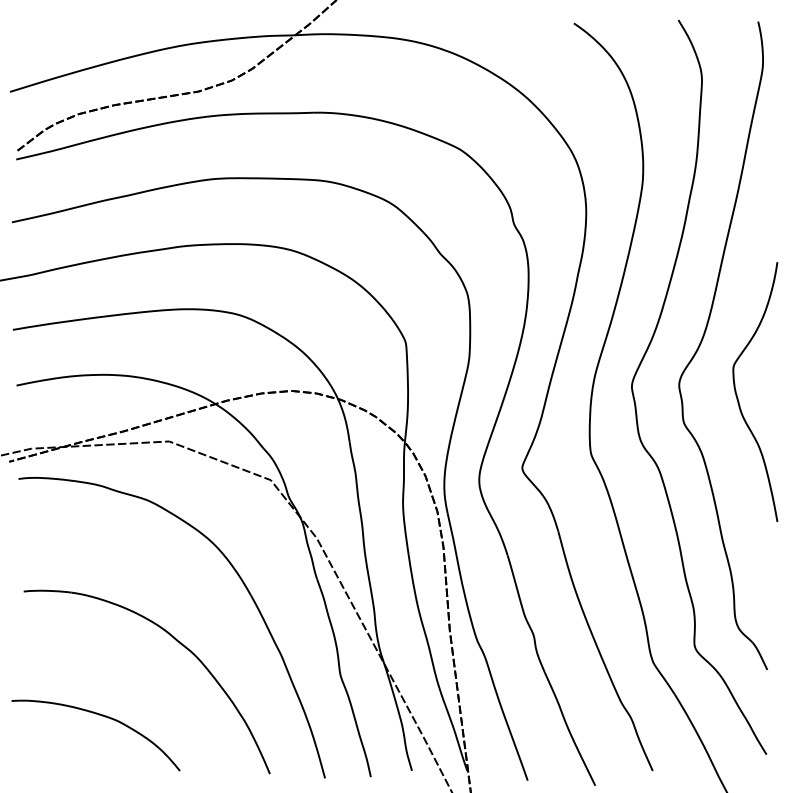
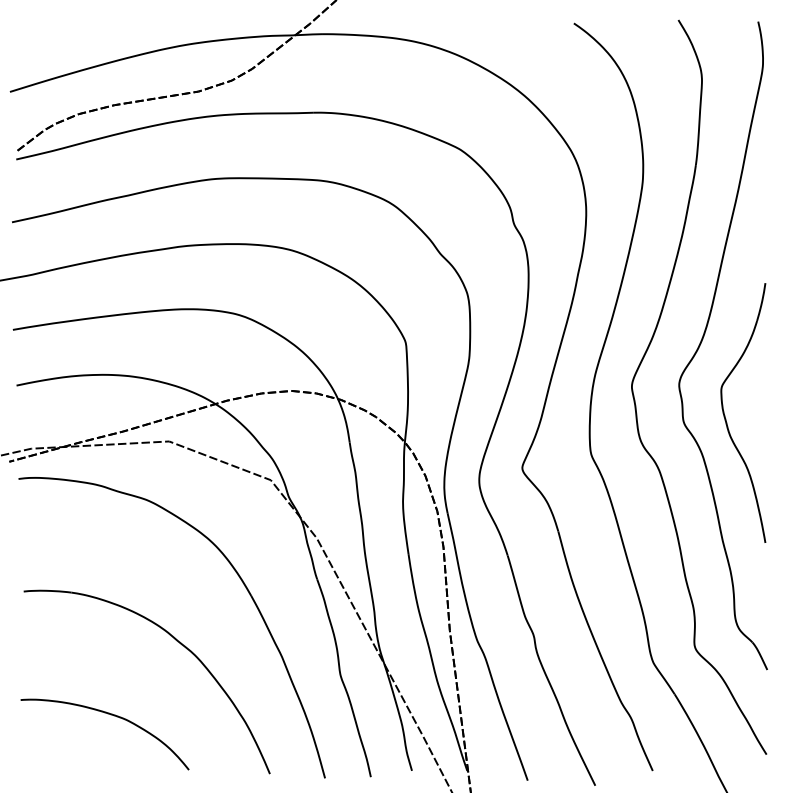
part position: (738, 397) -> (726, 418) (726, 418)
part position: (98, 715) -> (107, 714) (107, 714)
